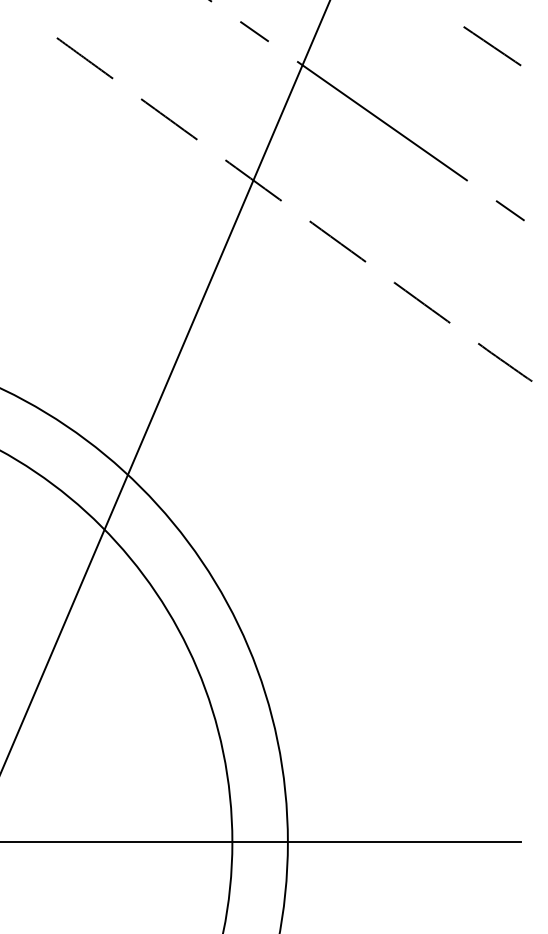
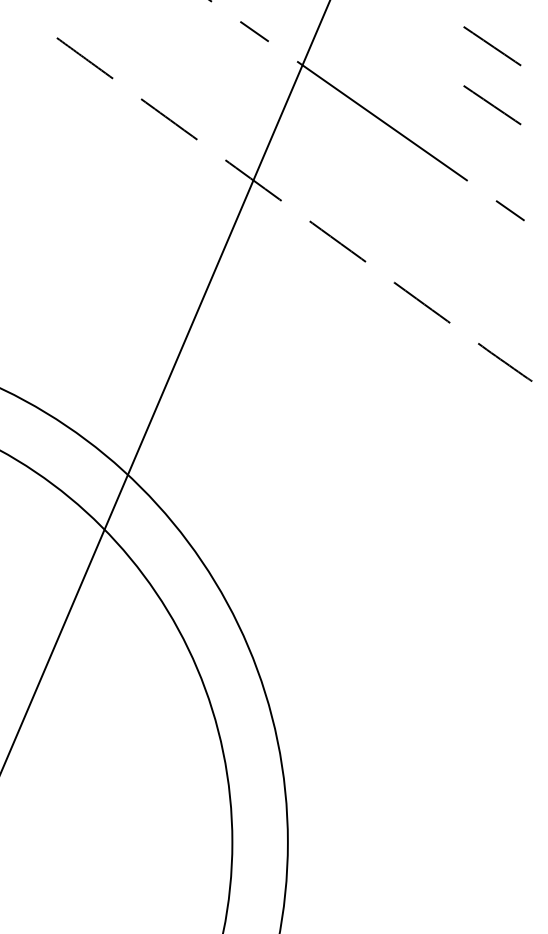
line: none -> present (492, 105)
line: present -> none (261, 842)
